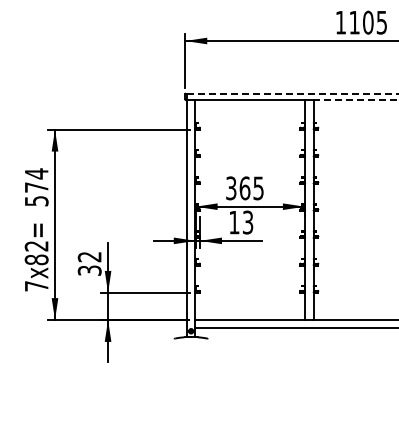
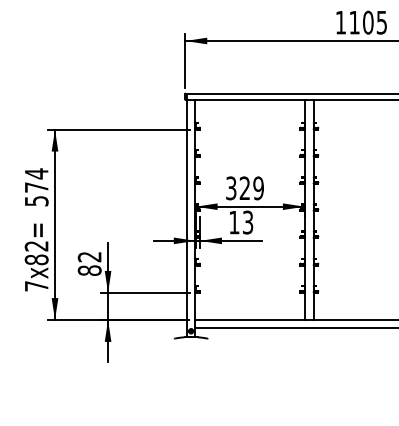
line: dashed -> solid (292, 93)
line: dashed -> solid (356, 100)
text: 365 -> 329 (251, 188)
text: 32 -> 82 (89, 270)
